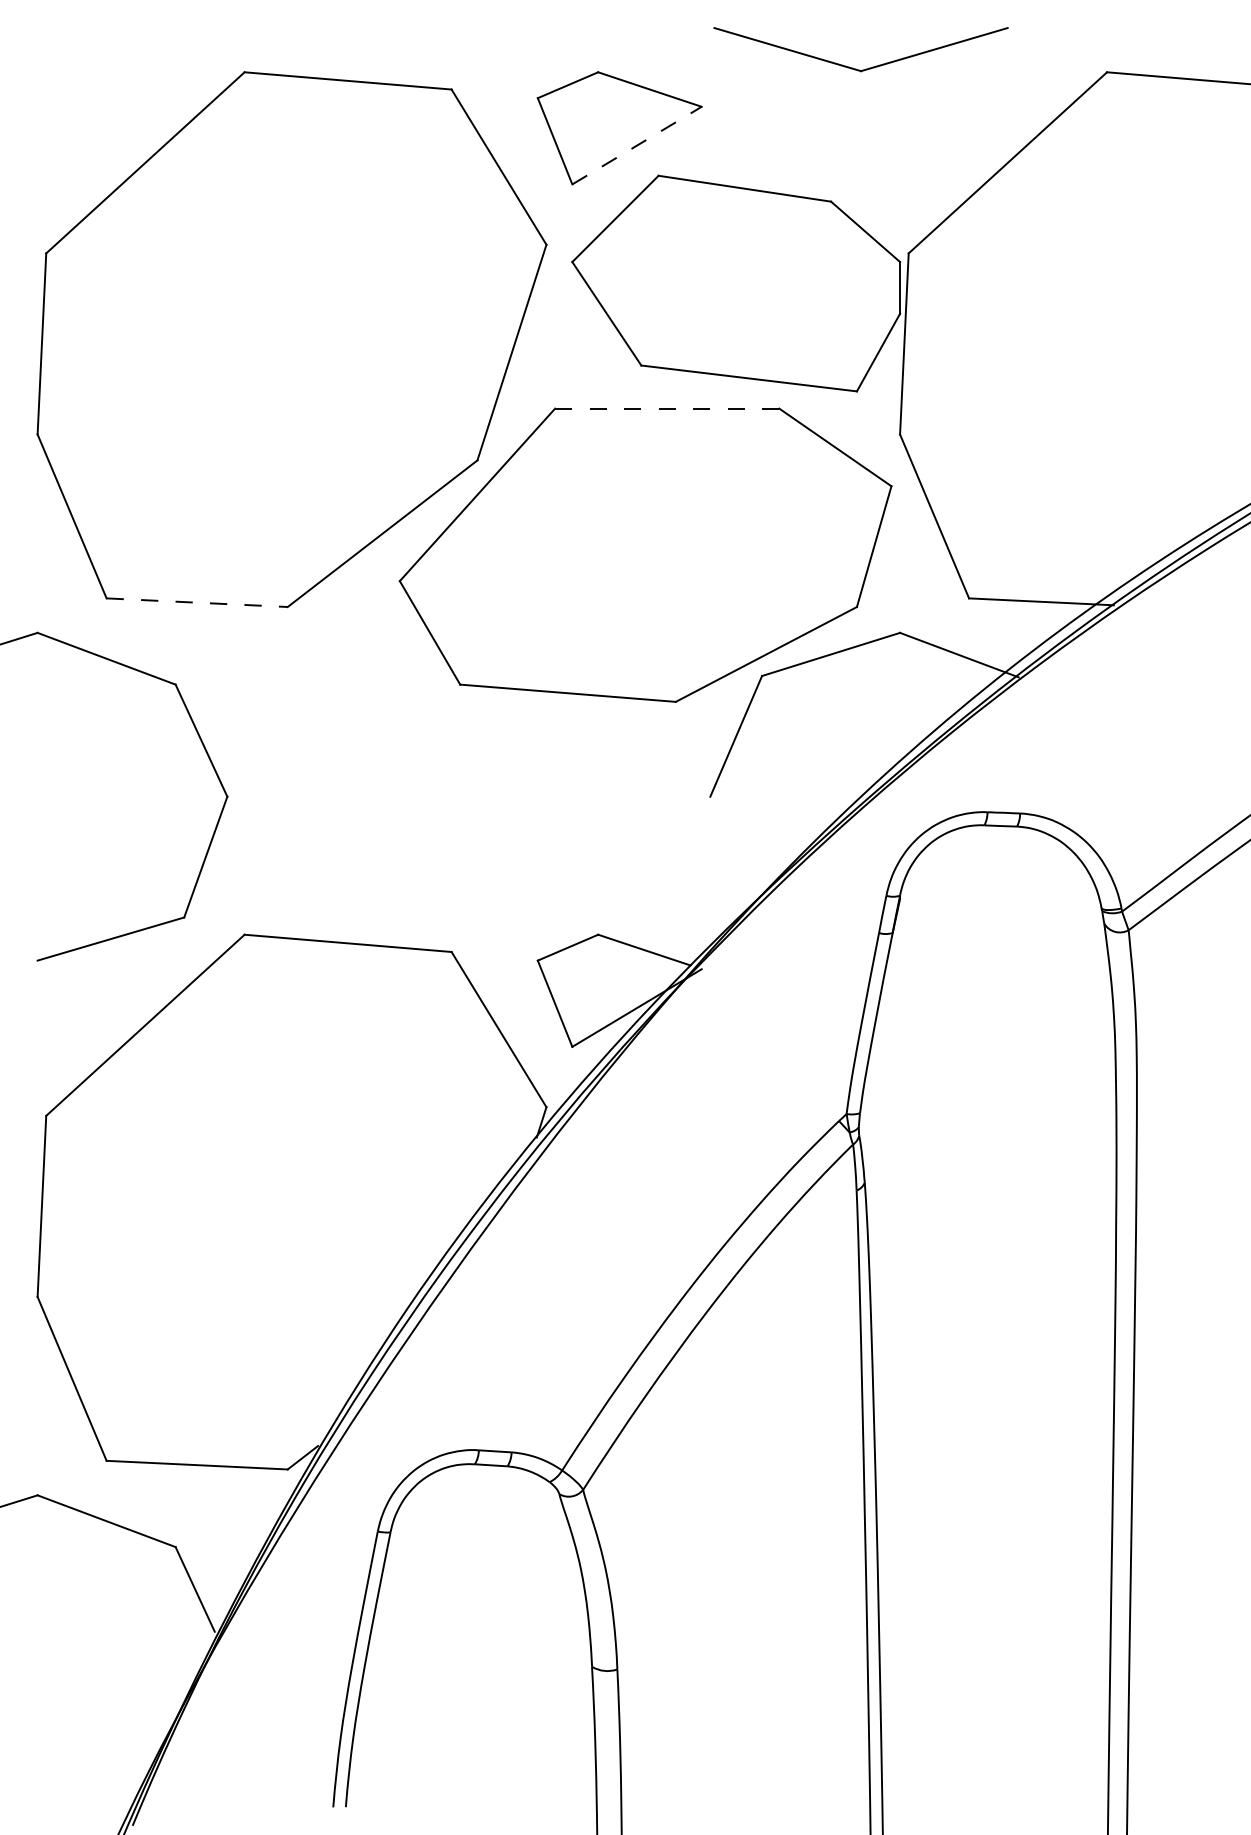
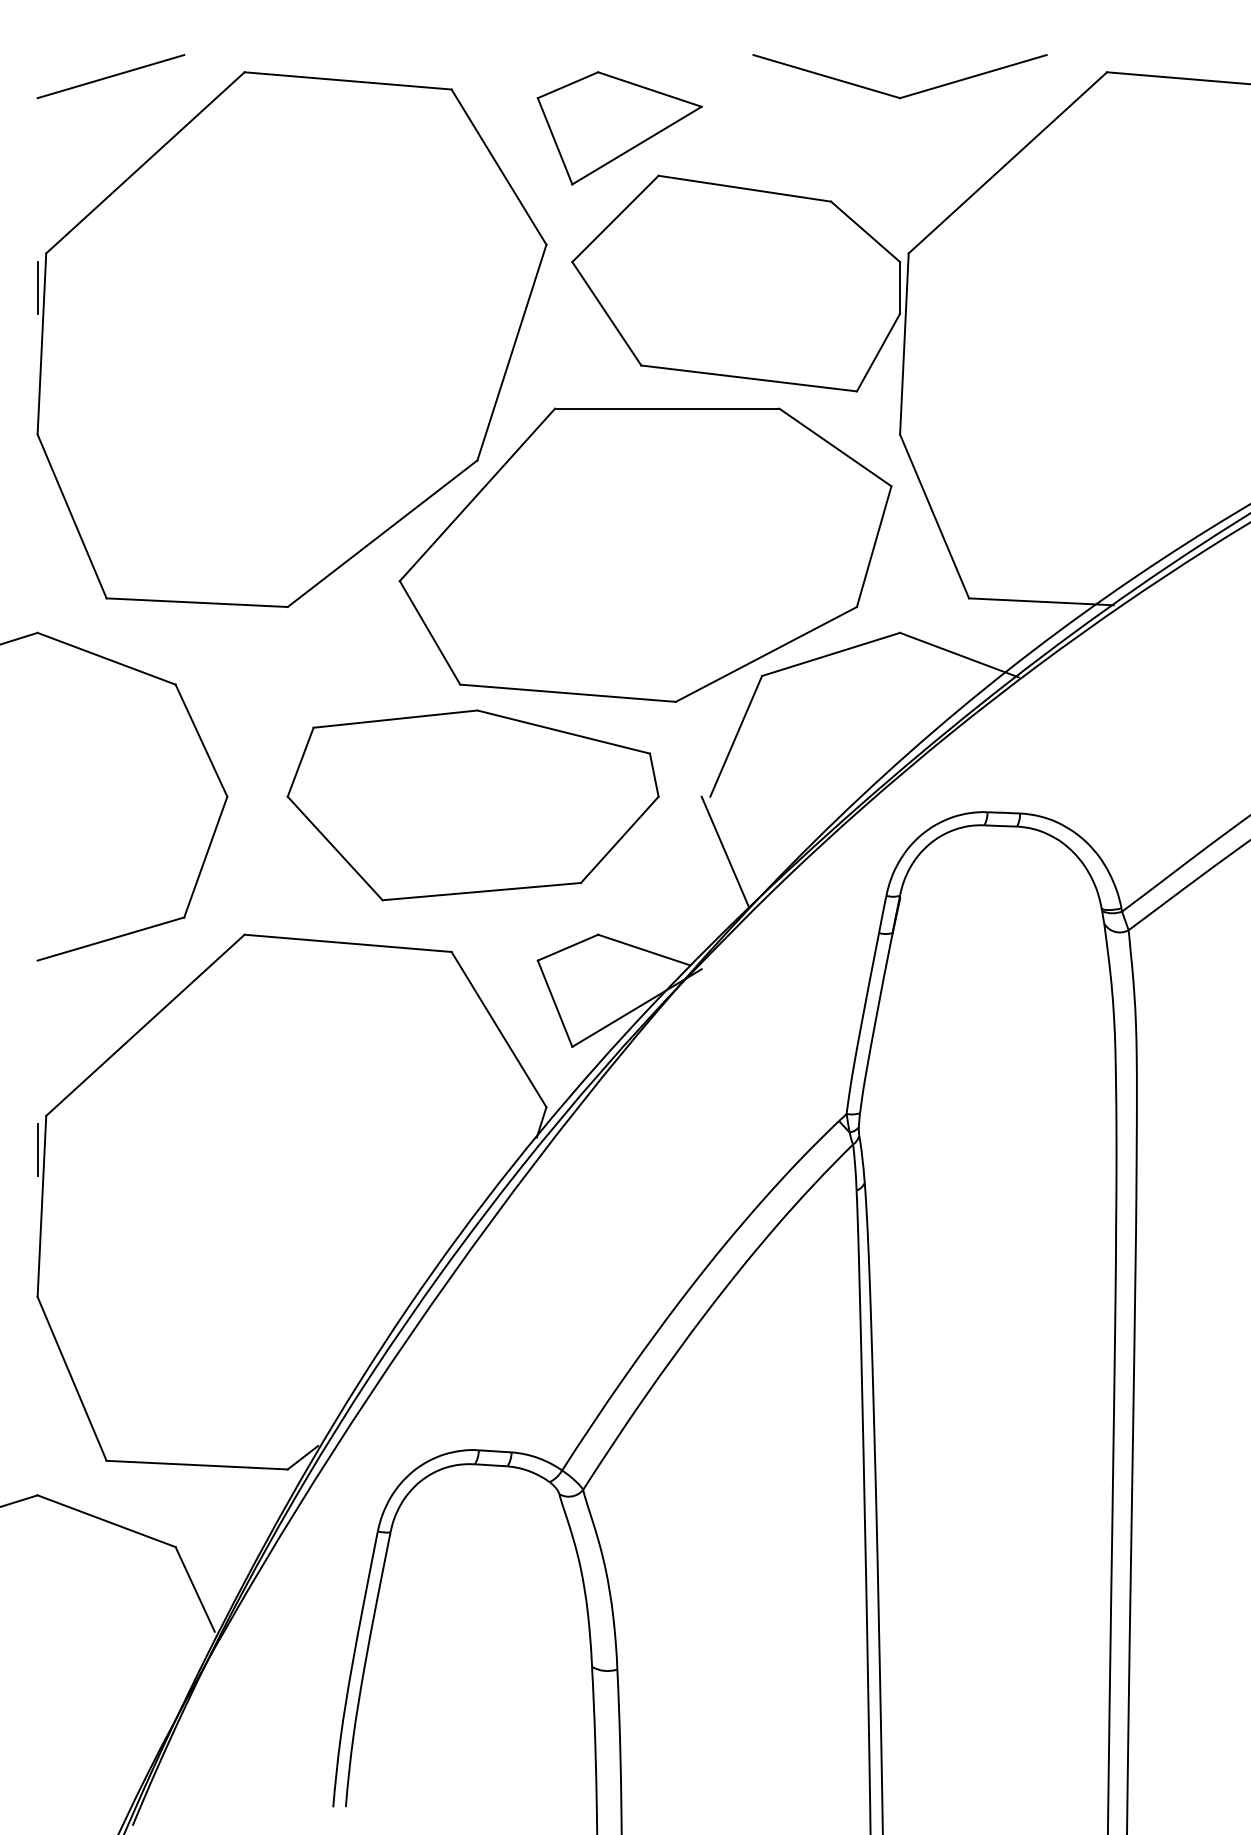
part position: (856, 68) -> (895, 95) (895, 95)
line: none -> present (110, 76)
line: dashed -> solid (637, 145)
line: none -> present (37, 287)
line: dashed -> solid (667, 408)
line: dashed -> solid (197, 602)
part: none -> present (472, 805)
line: none -> present (724, 851)
line: none -> present (37, 1150)
